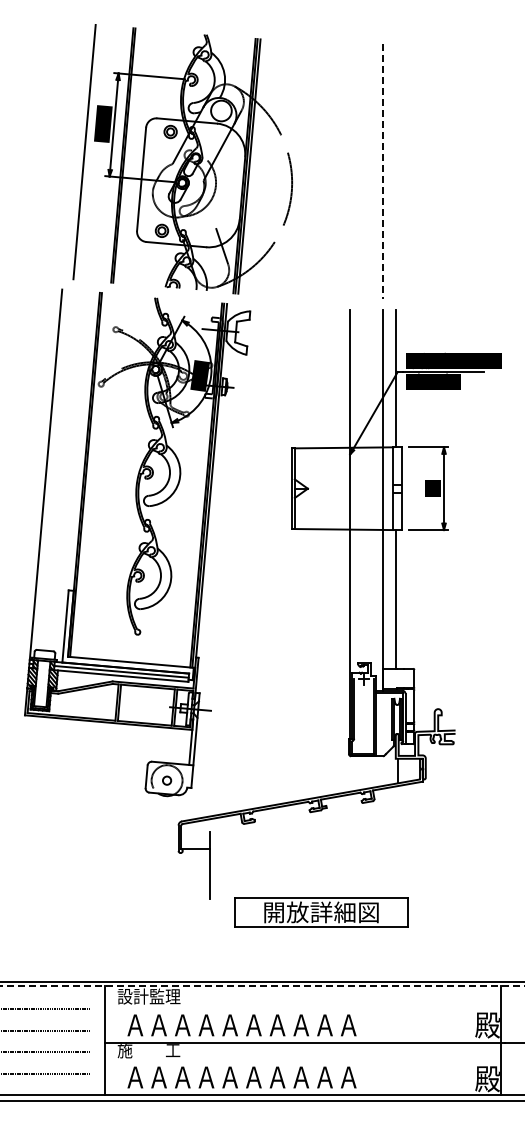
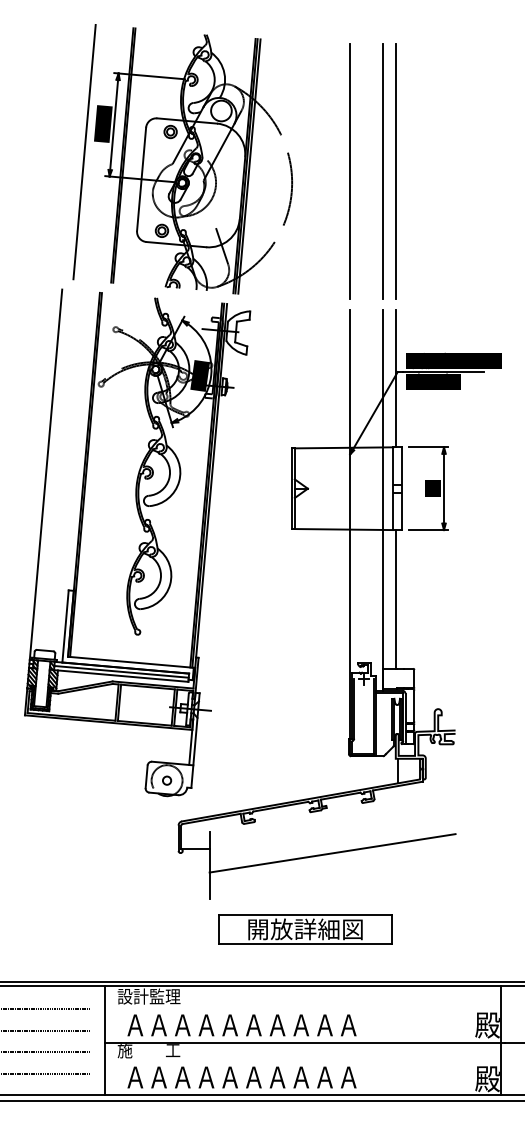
line: none -> present (349, 171)
line: dashed -> solid (383, 171)
line: none -> present (395, 171)
line: none -> present (332, 853)
part position: (321, 912) -> (305, 929) (305, 929)
line: dashed -> solid (262, 986)
